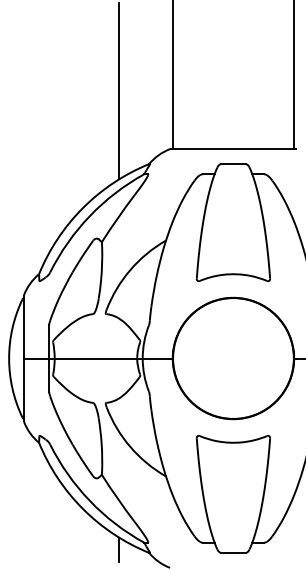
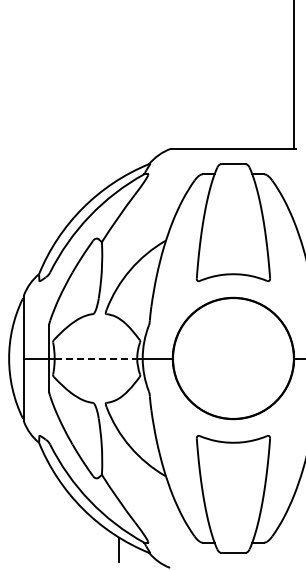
line: present -> none (173, 75)
line: present -> none (119, 90)
line: solid -> dashed (96, 358)
